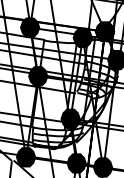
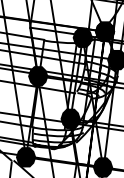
fill: present -> none (29, 27)
fill: present -> none (76, 163)
